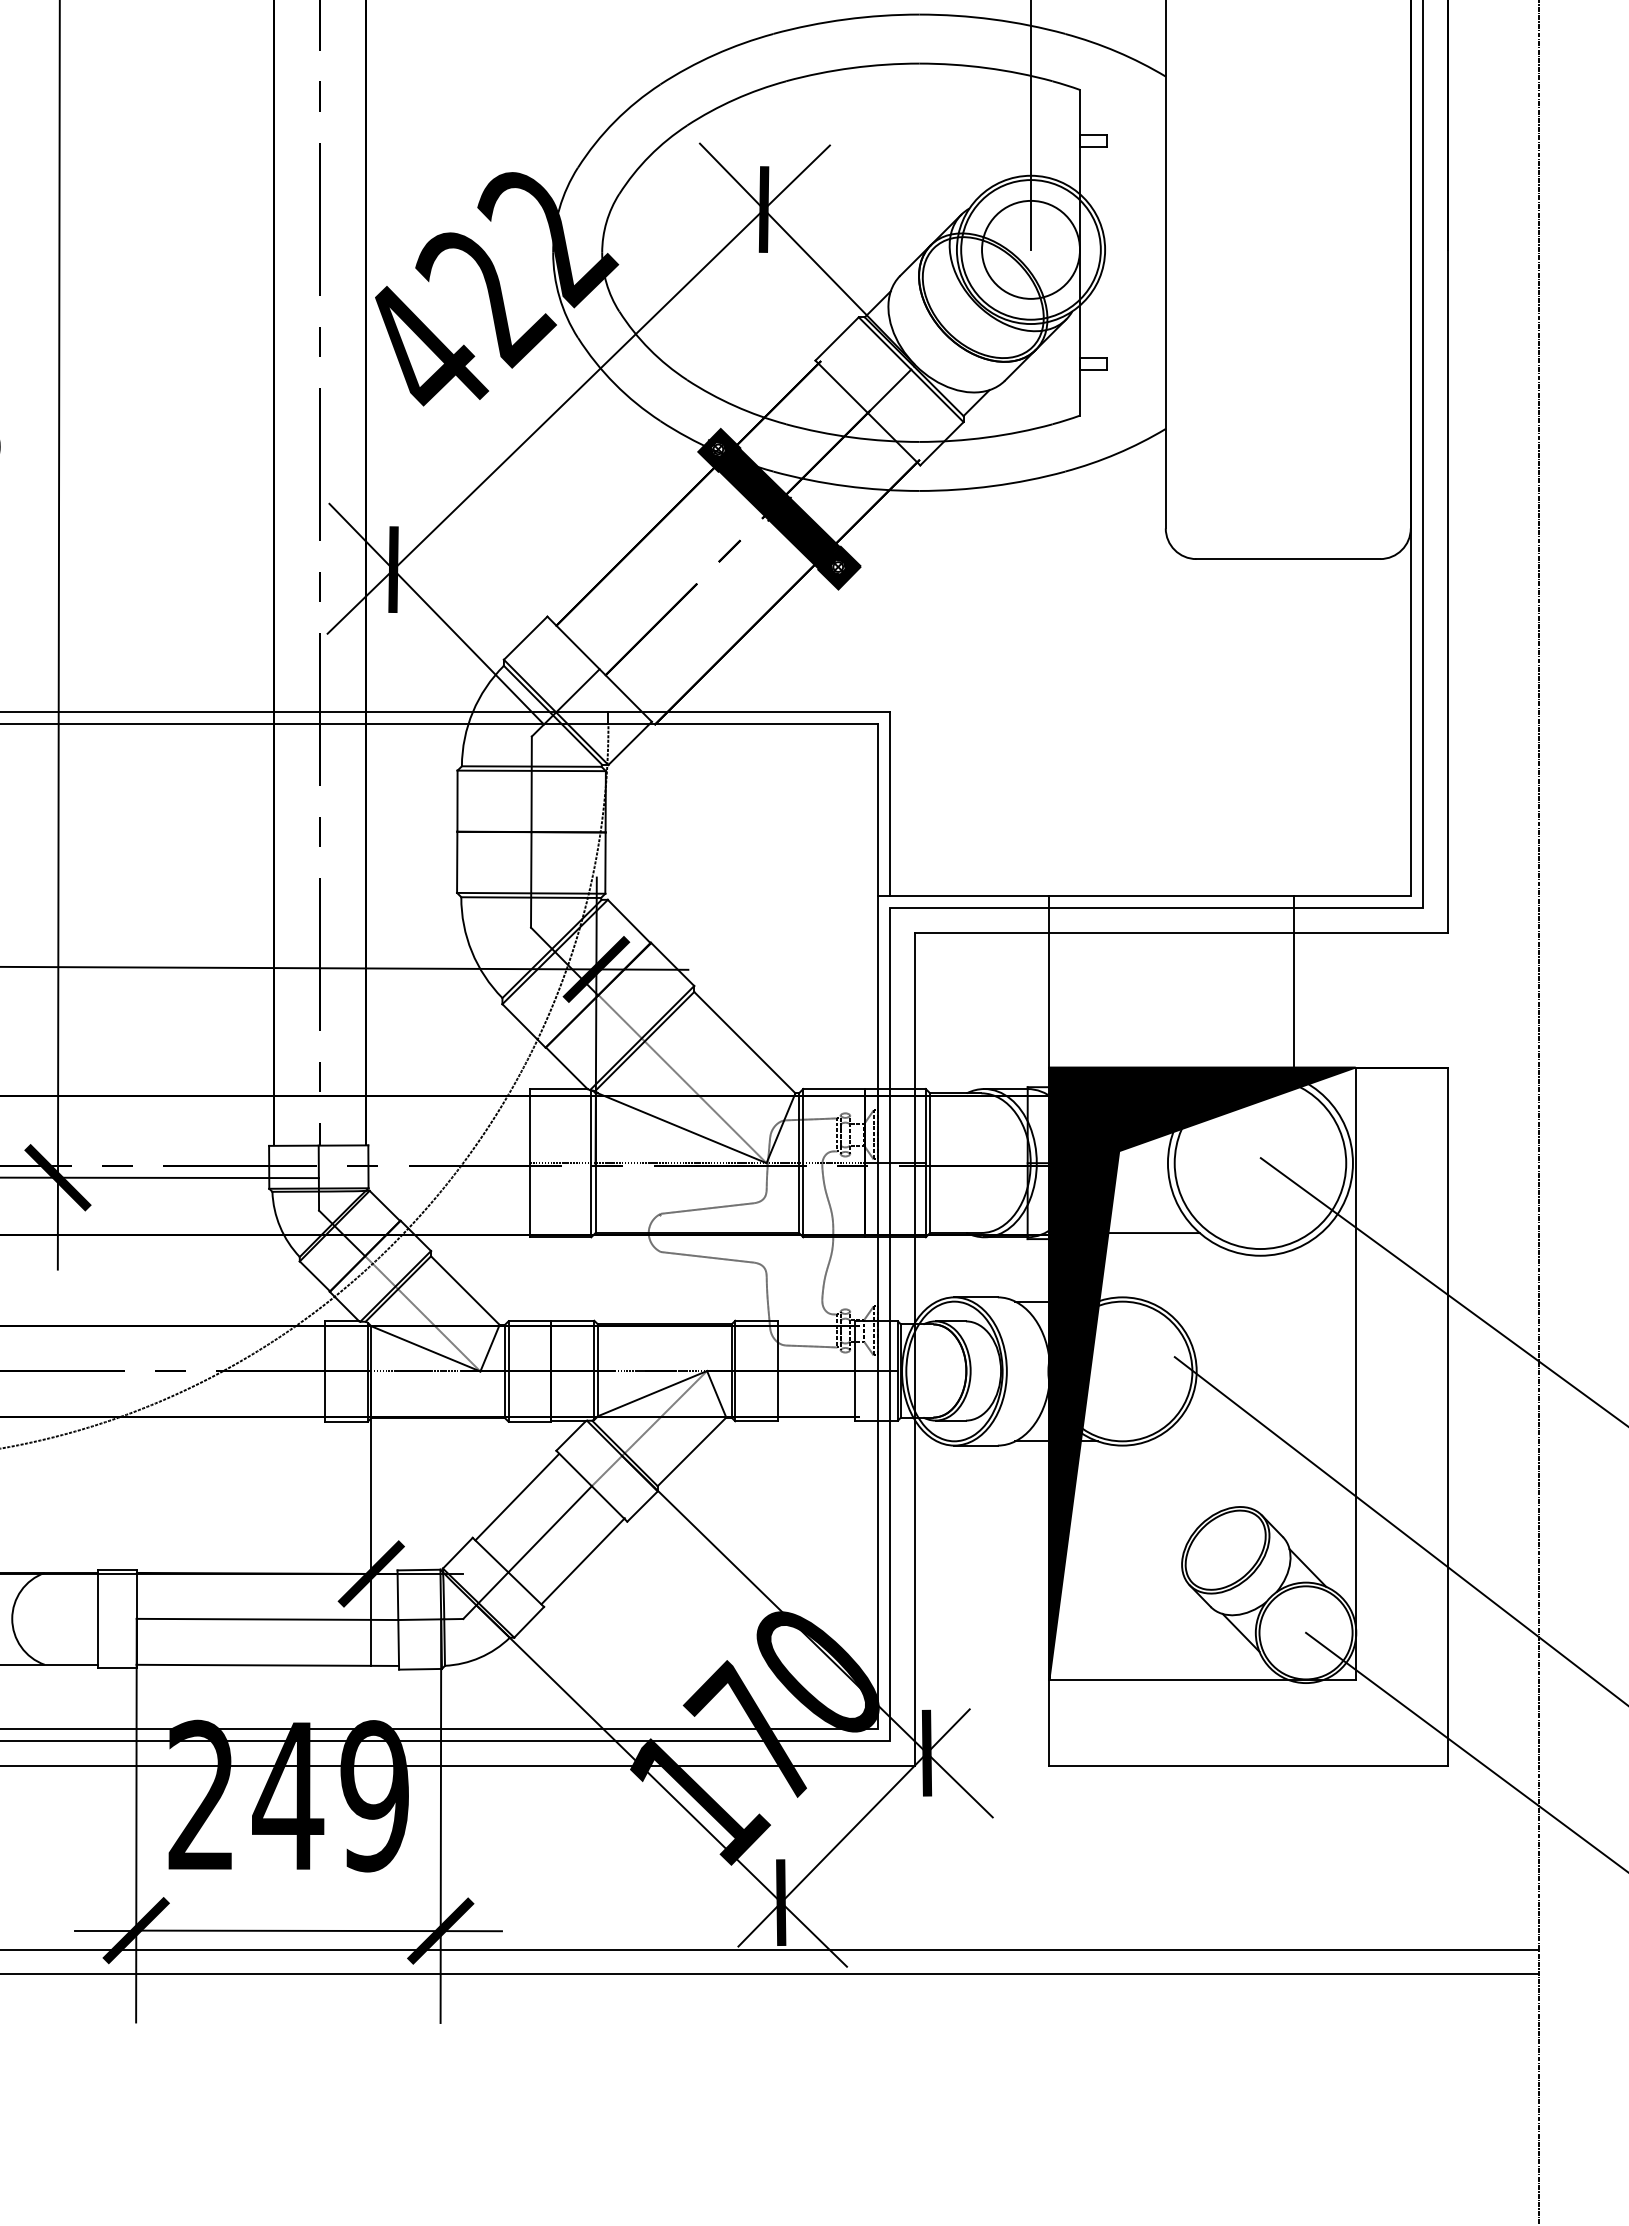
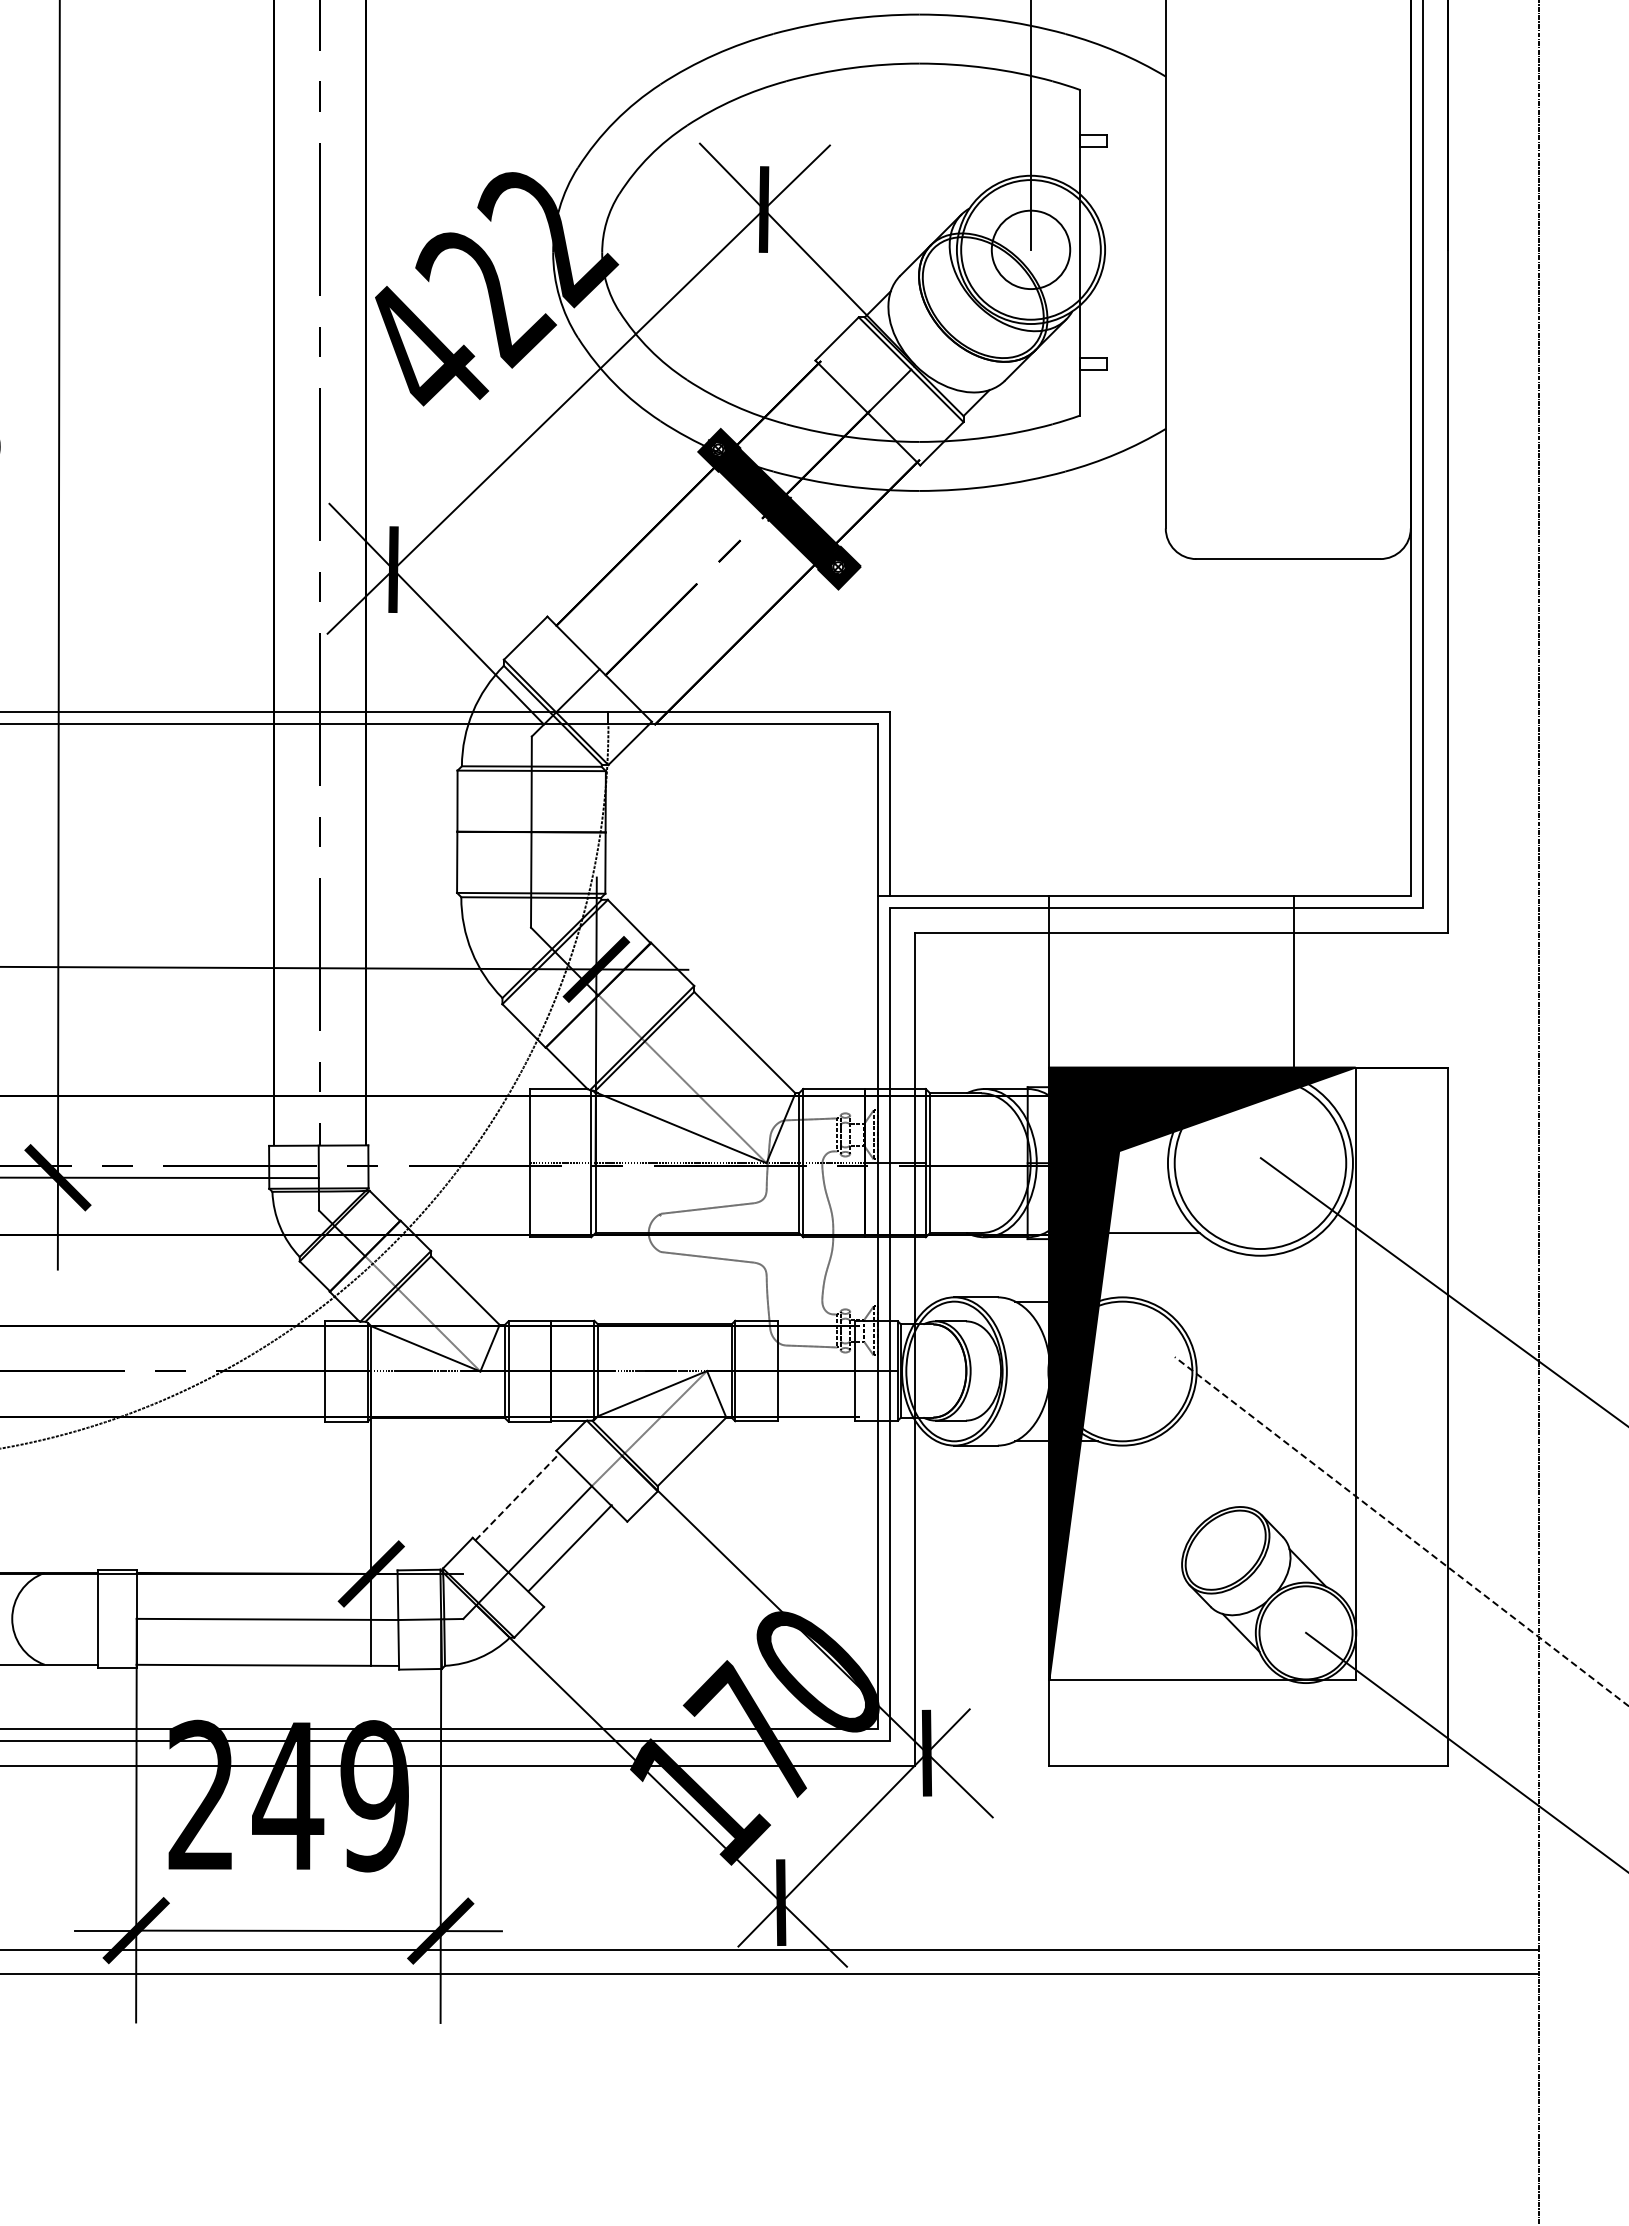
circle diameter: 98 px -> 78 px (1030, 249)
line: solid -> dashed (517, 1497)
line: solid -> dashed (1401, 1531)
line position: (582, 1561) -> (569, 1548) (569, 1548)
